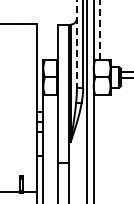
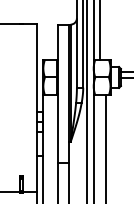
line: dashed -> solid (100, 29)
line: dashed -> solid (76, 44)
line: none -> present (106, 147)
